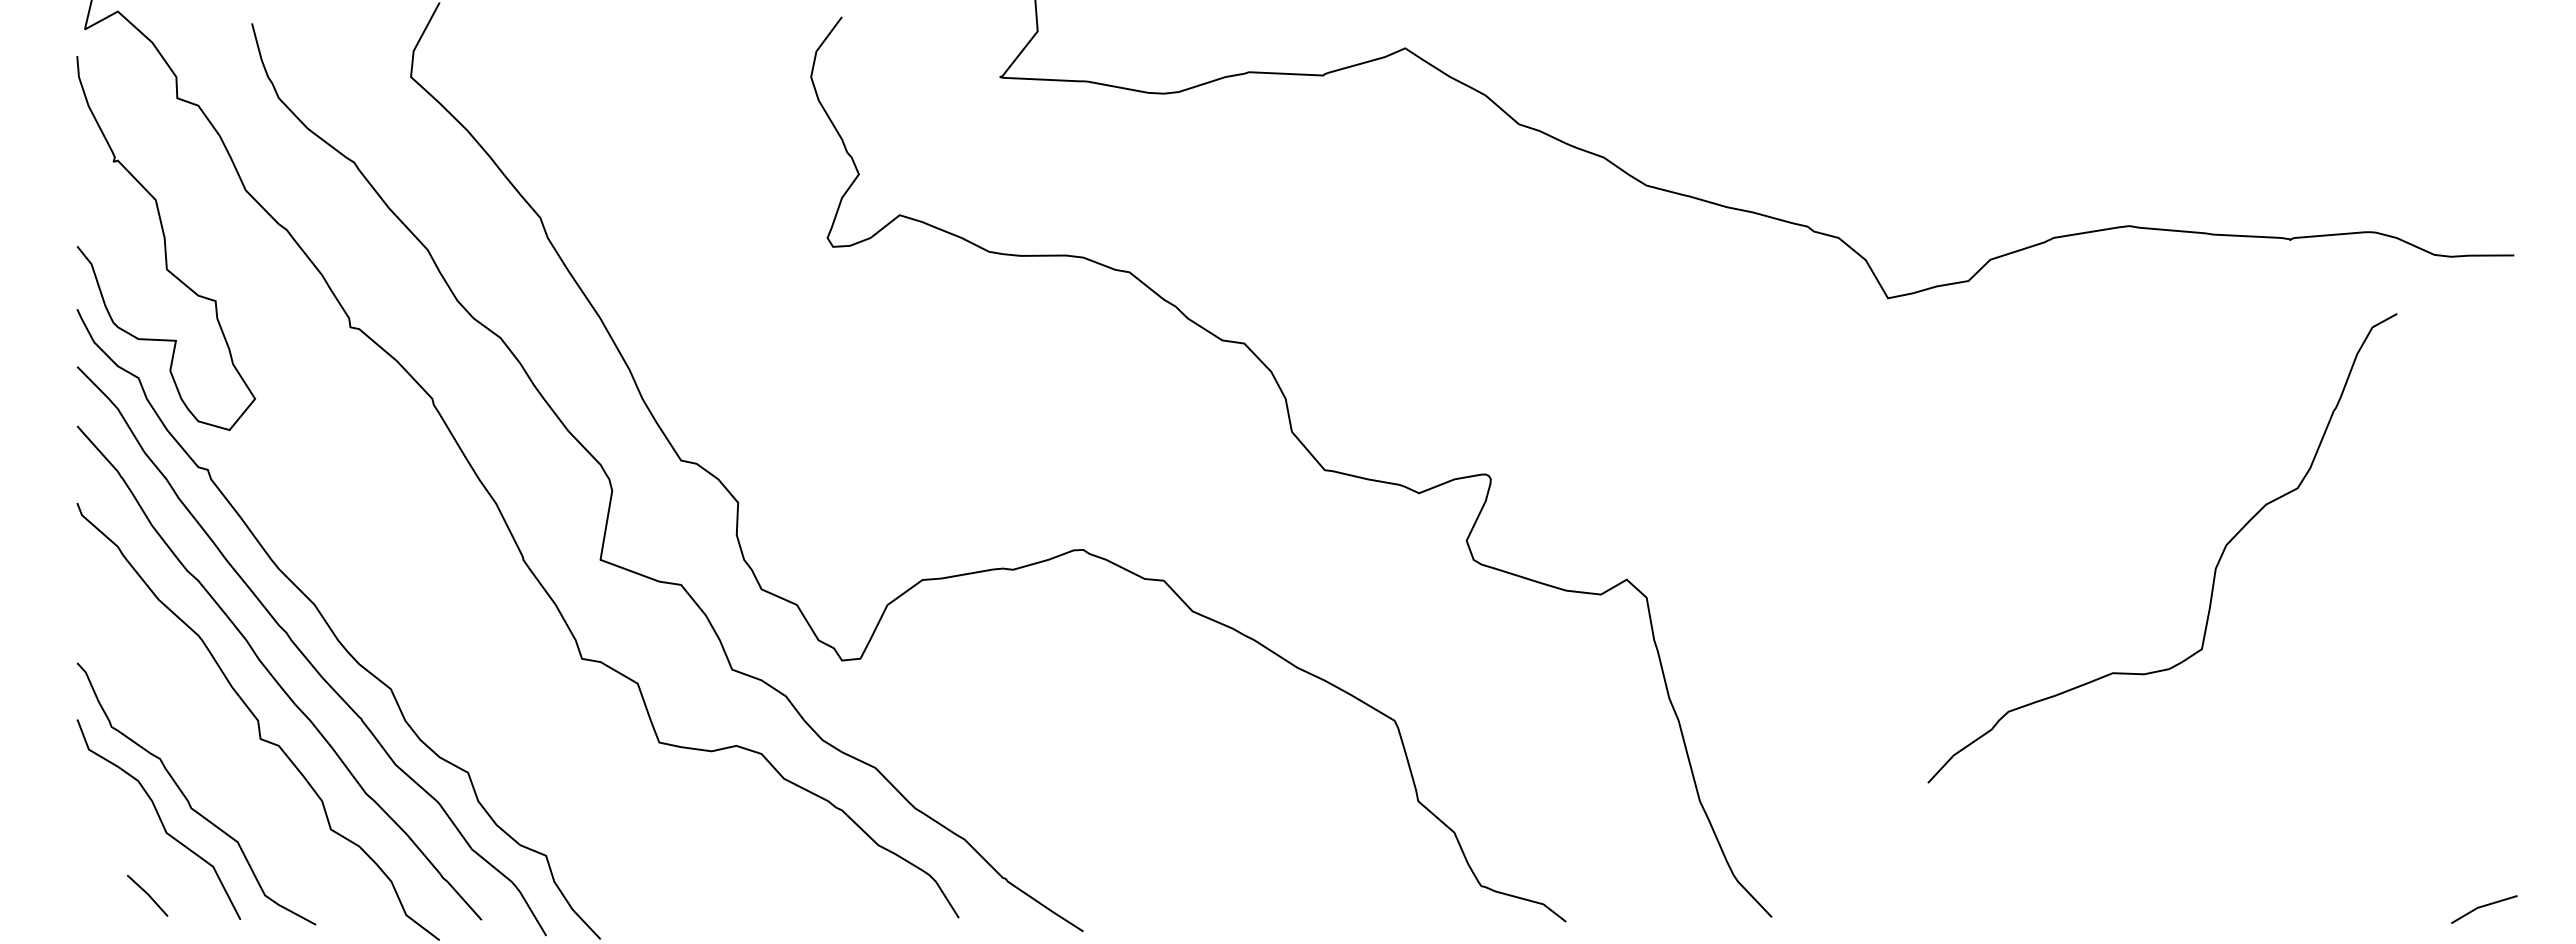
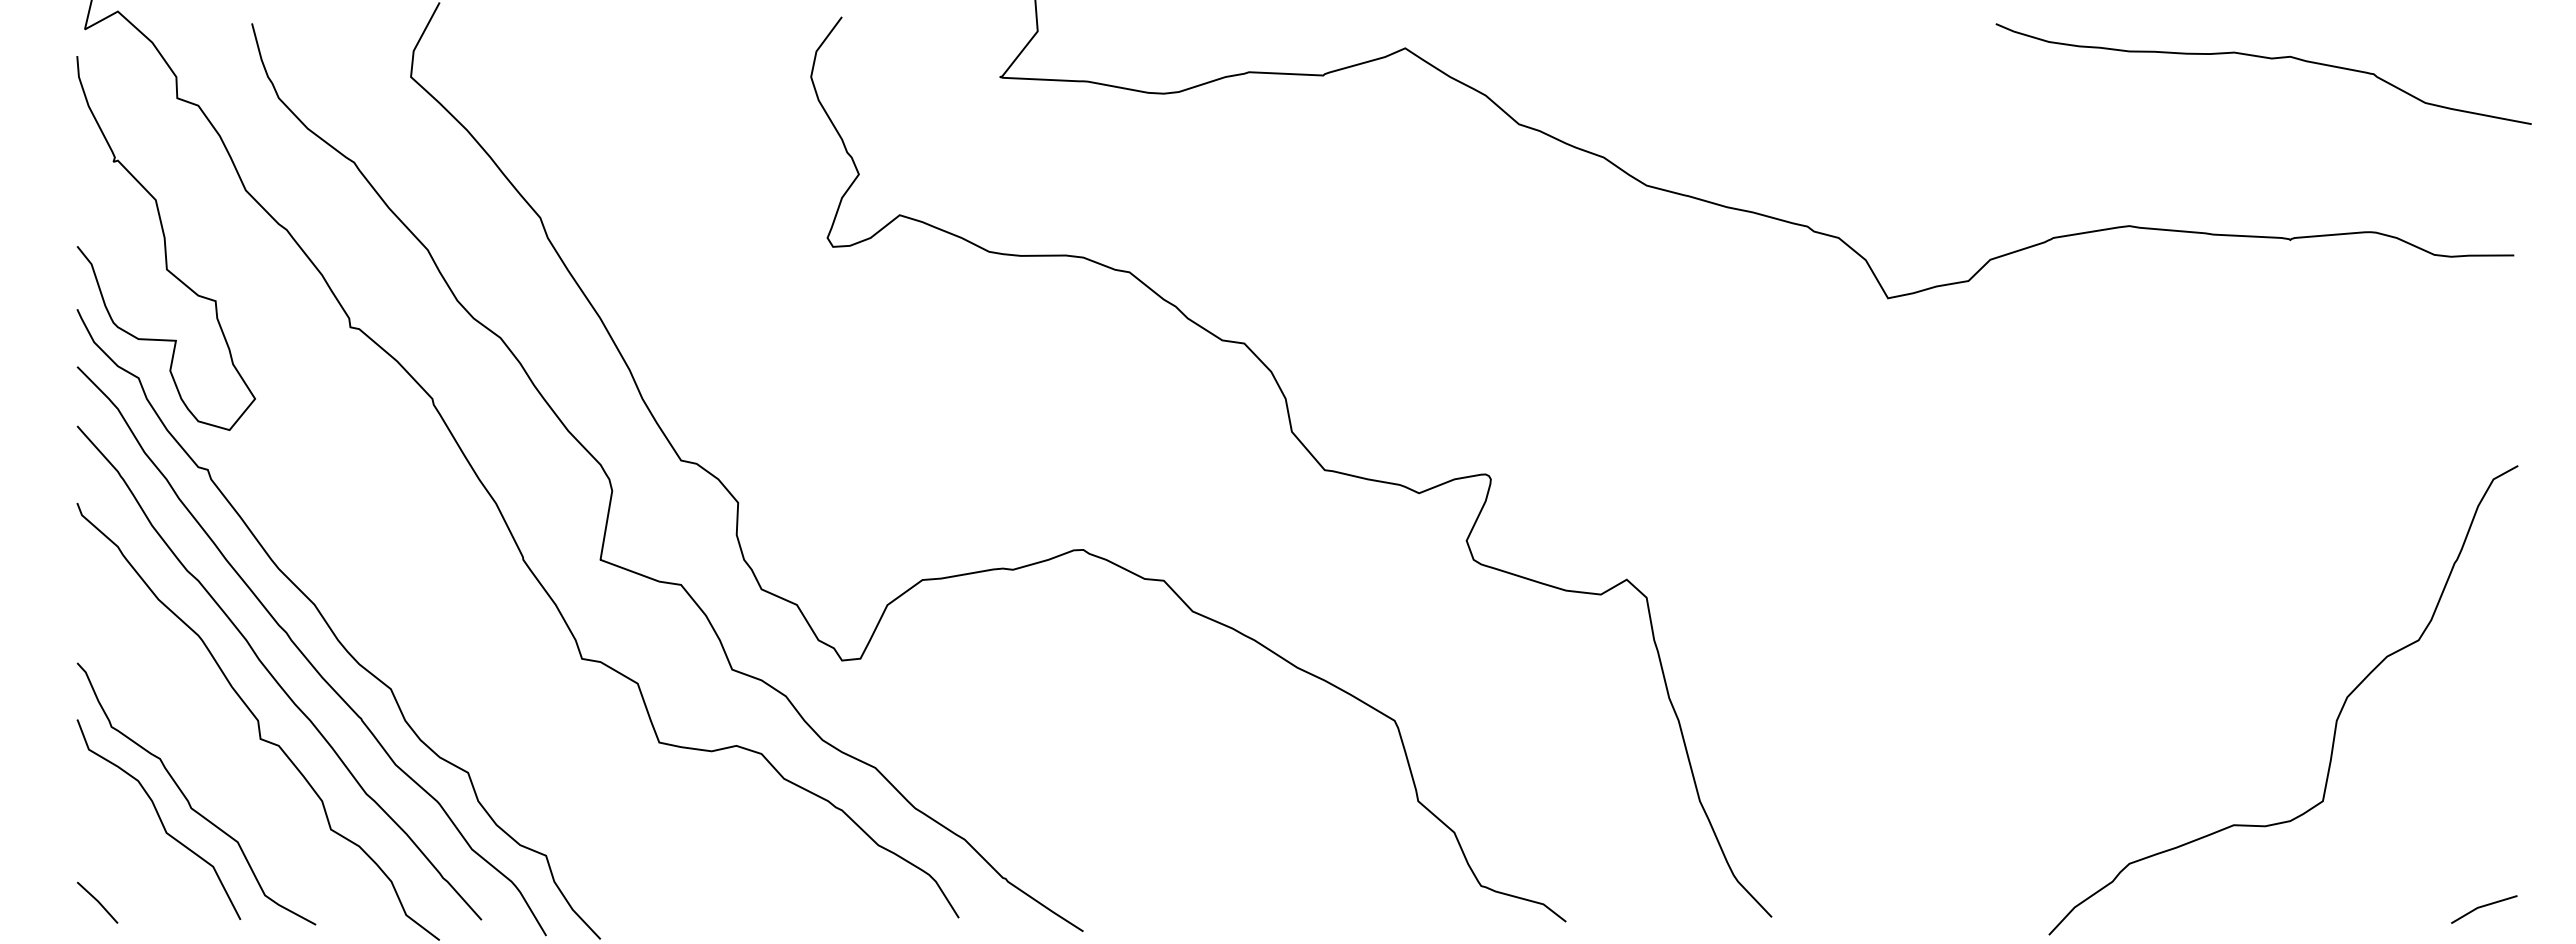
curve: none -> present (2263, 58)
curve position: (2215, 566) -> (2336, 718) (2336, 718)
line position: (147, 895) -> (97, 902) (97, 902)
